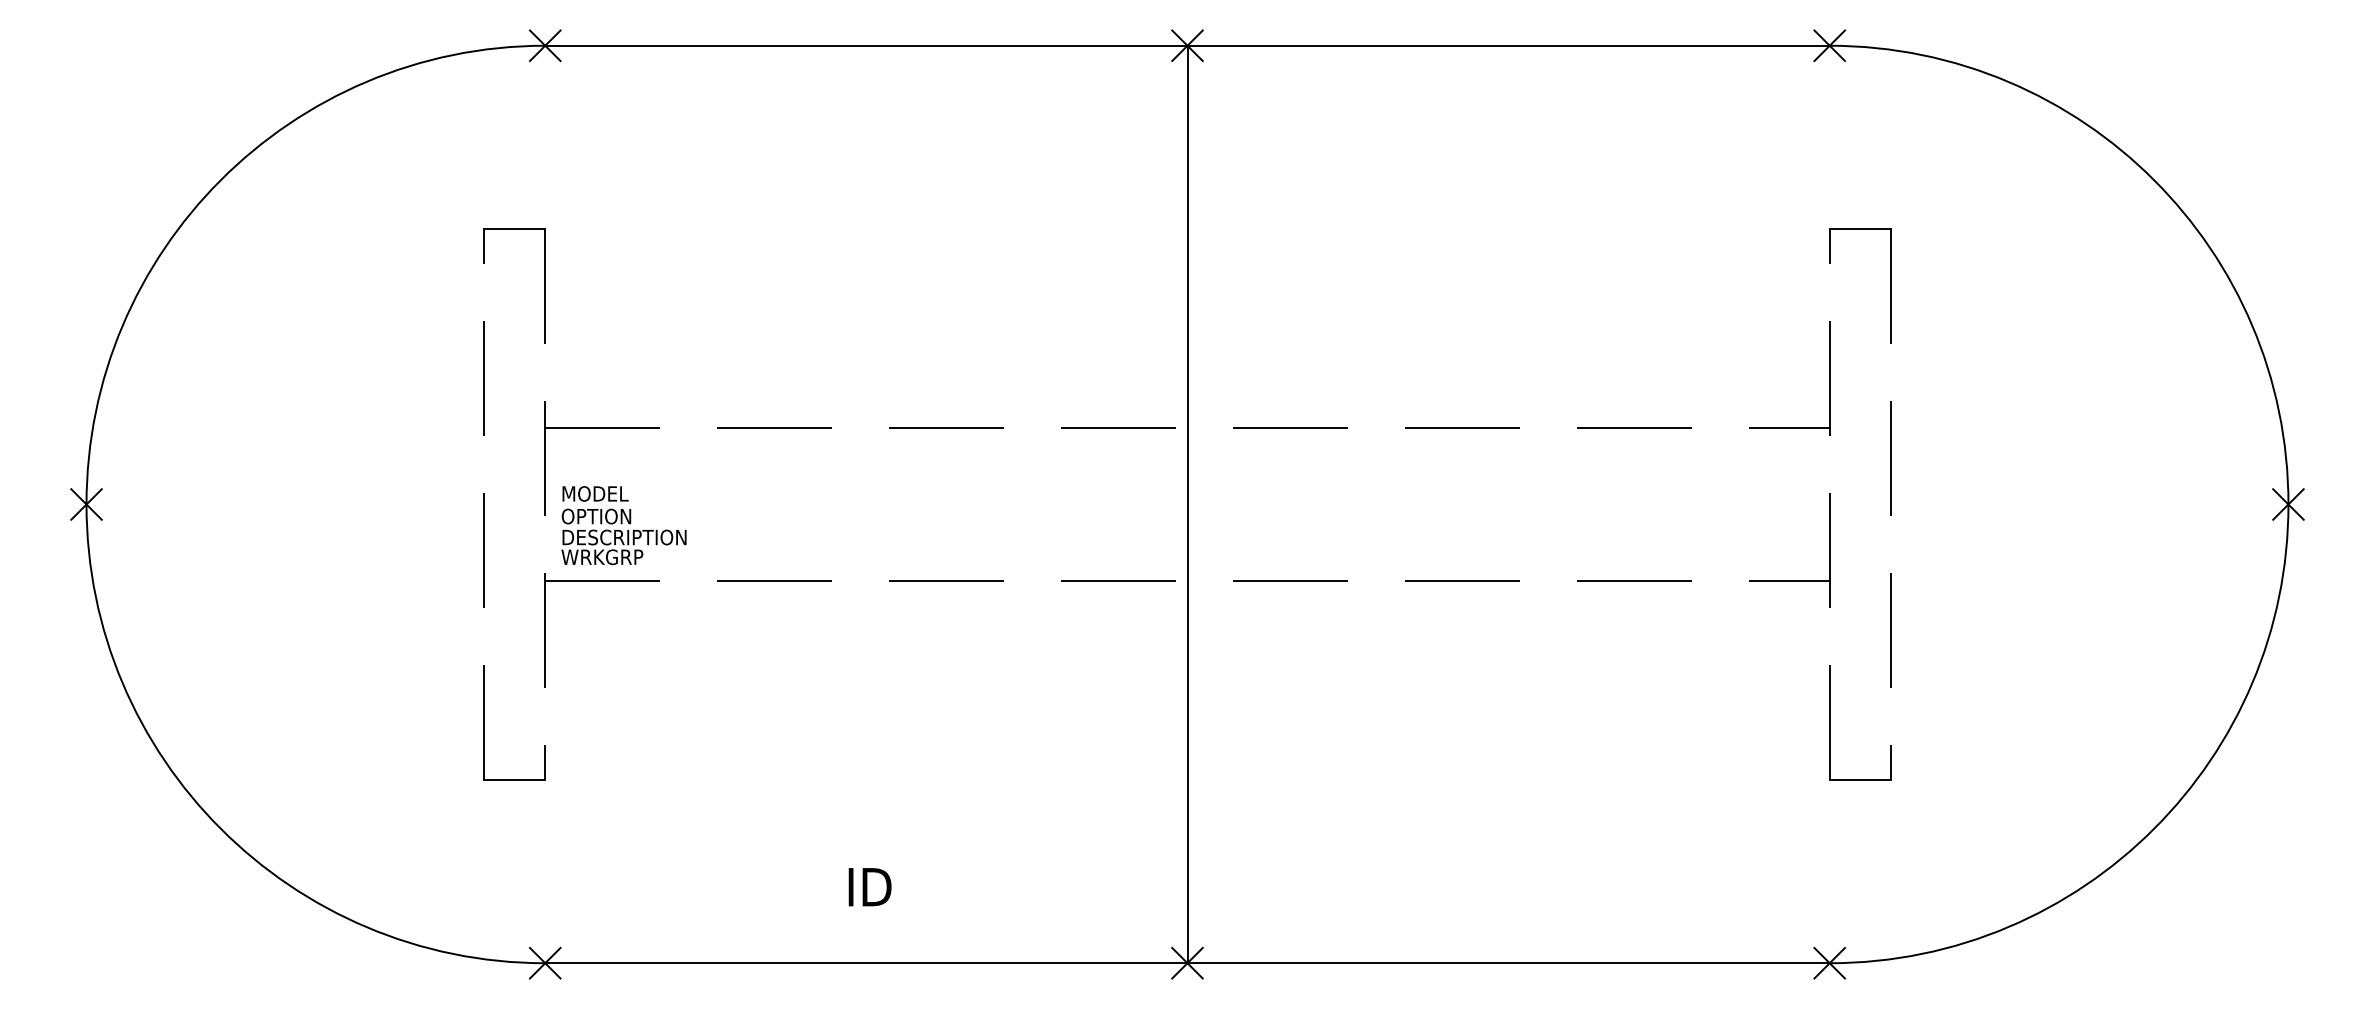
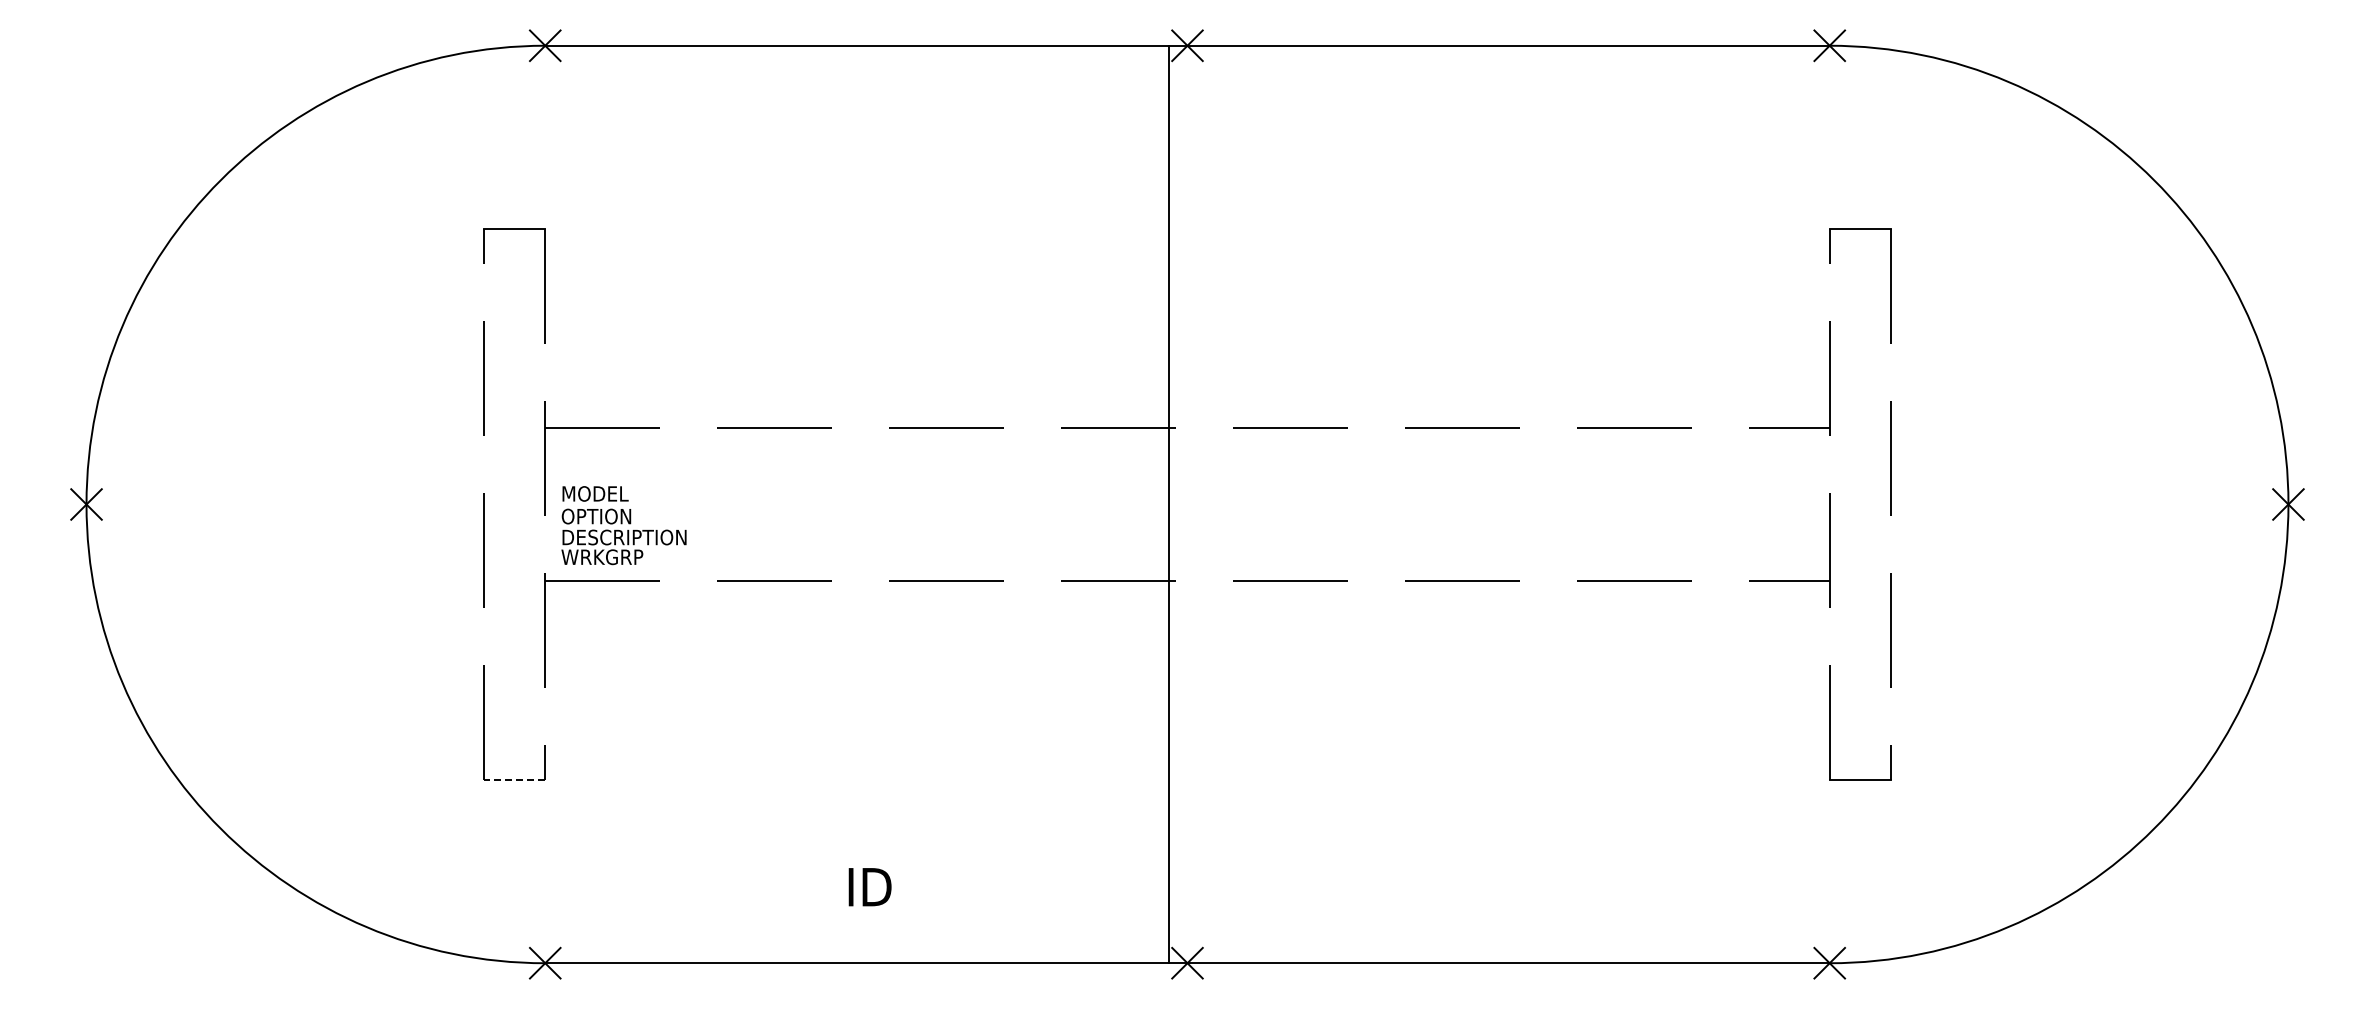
line position: (1187, 504) -> (1168, 504) (1168, 504)
line: solid -> dashed (514, 779)
